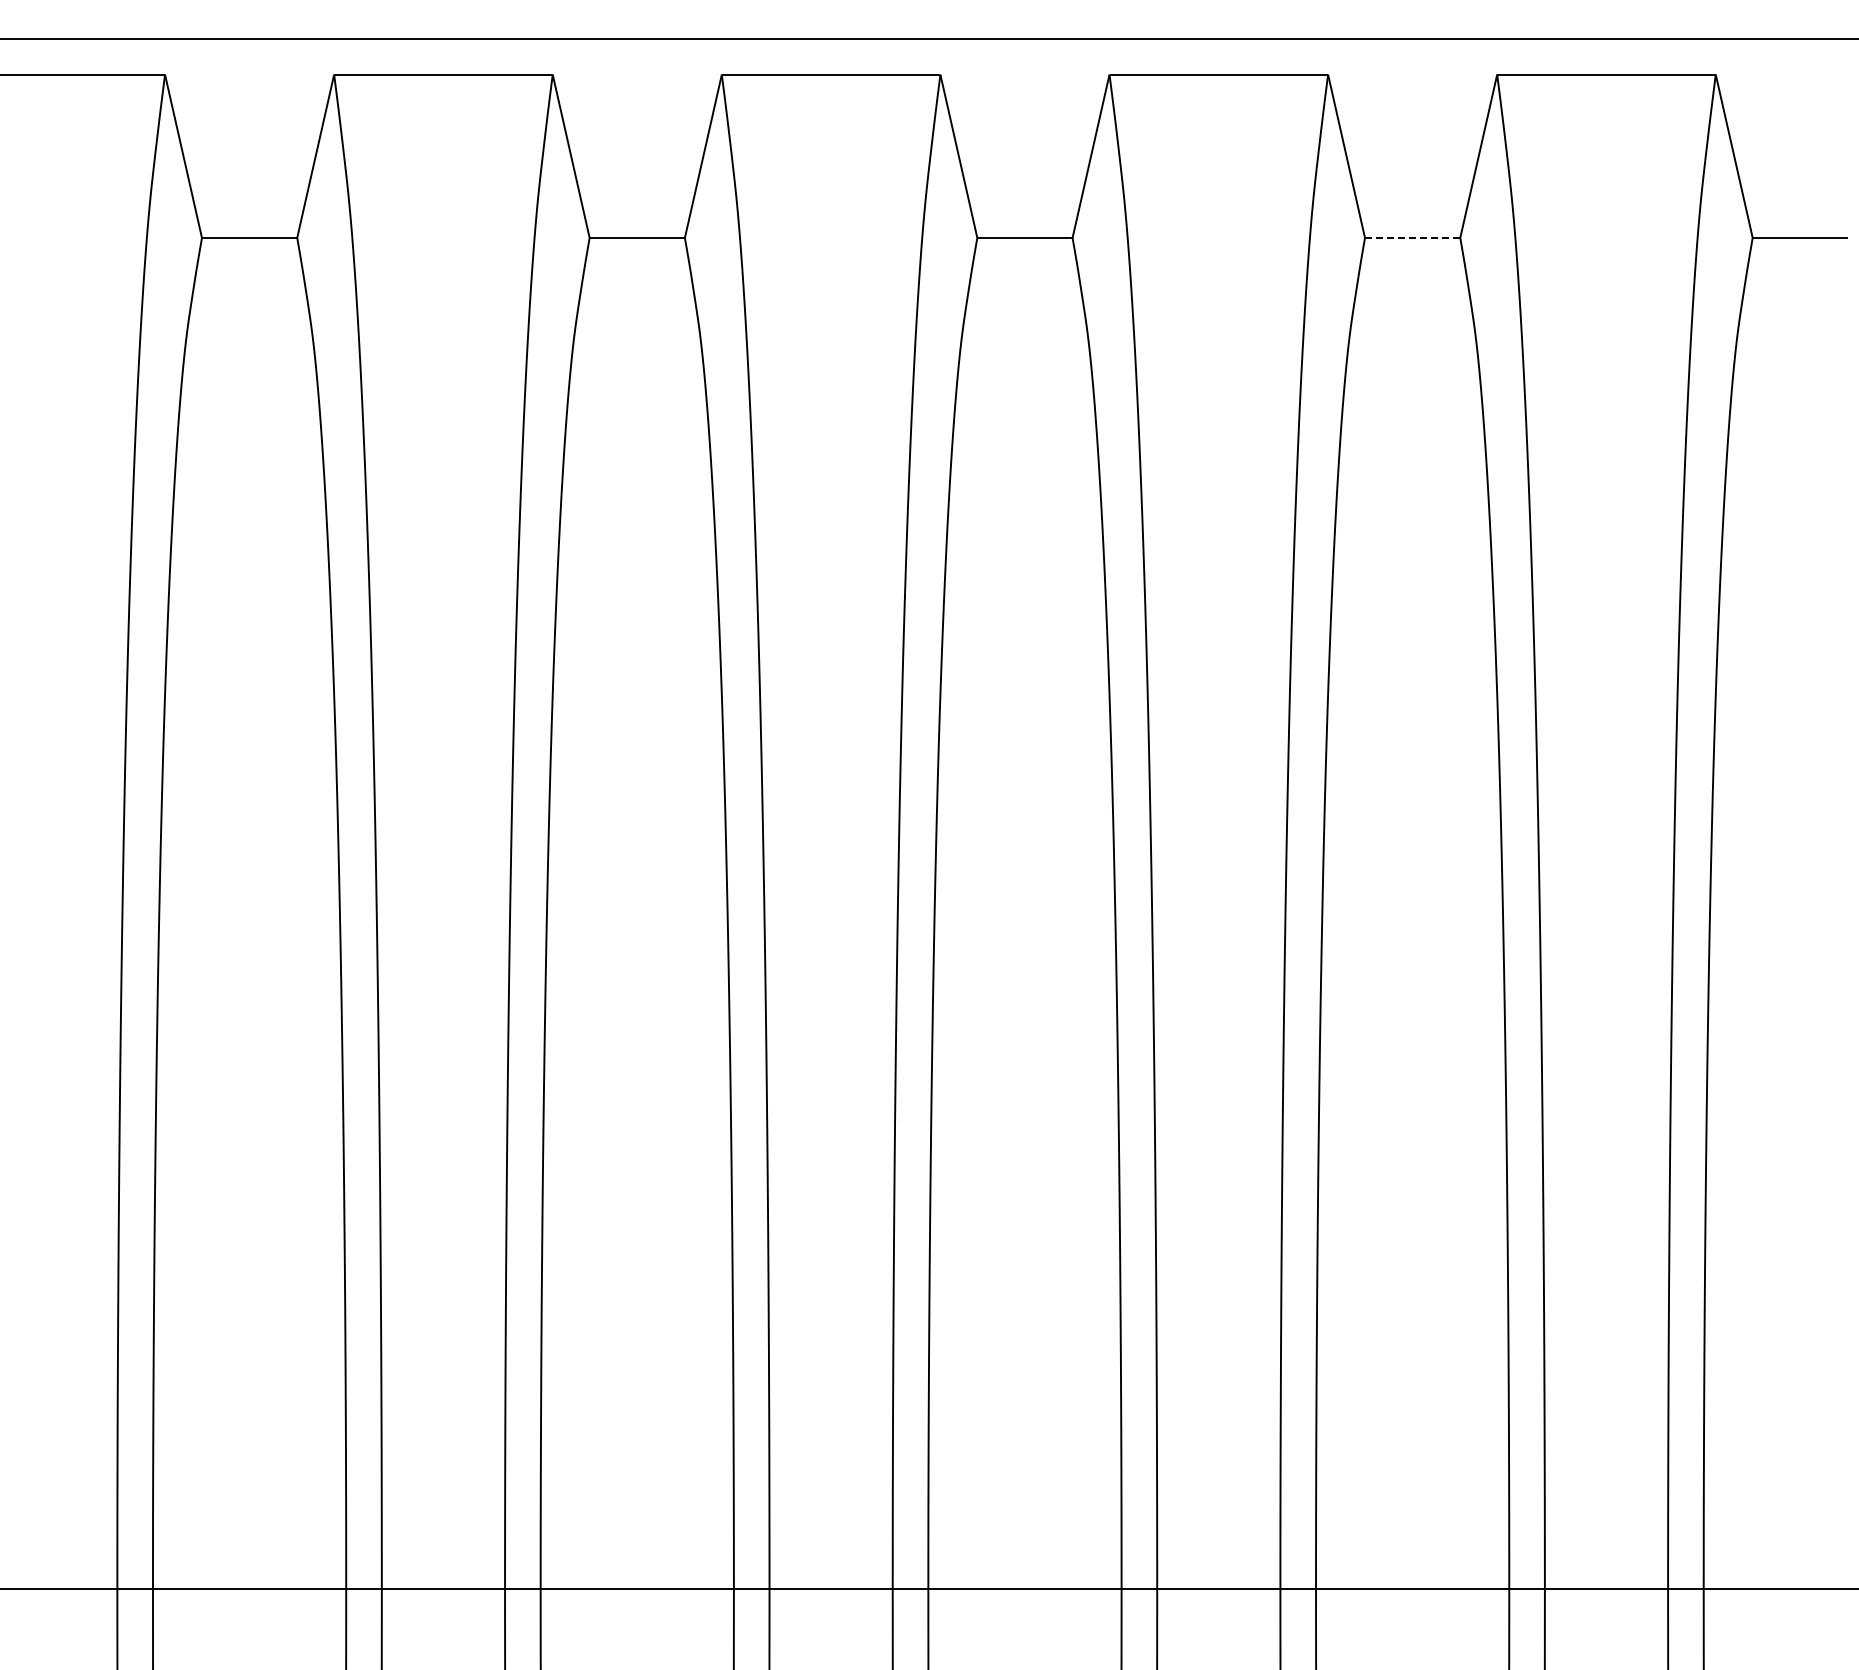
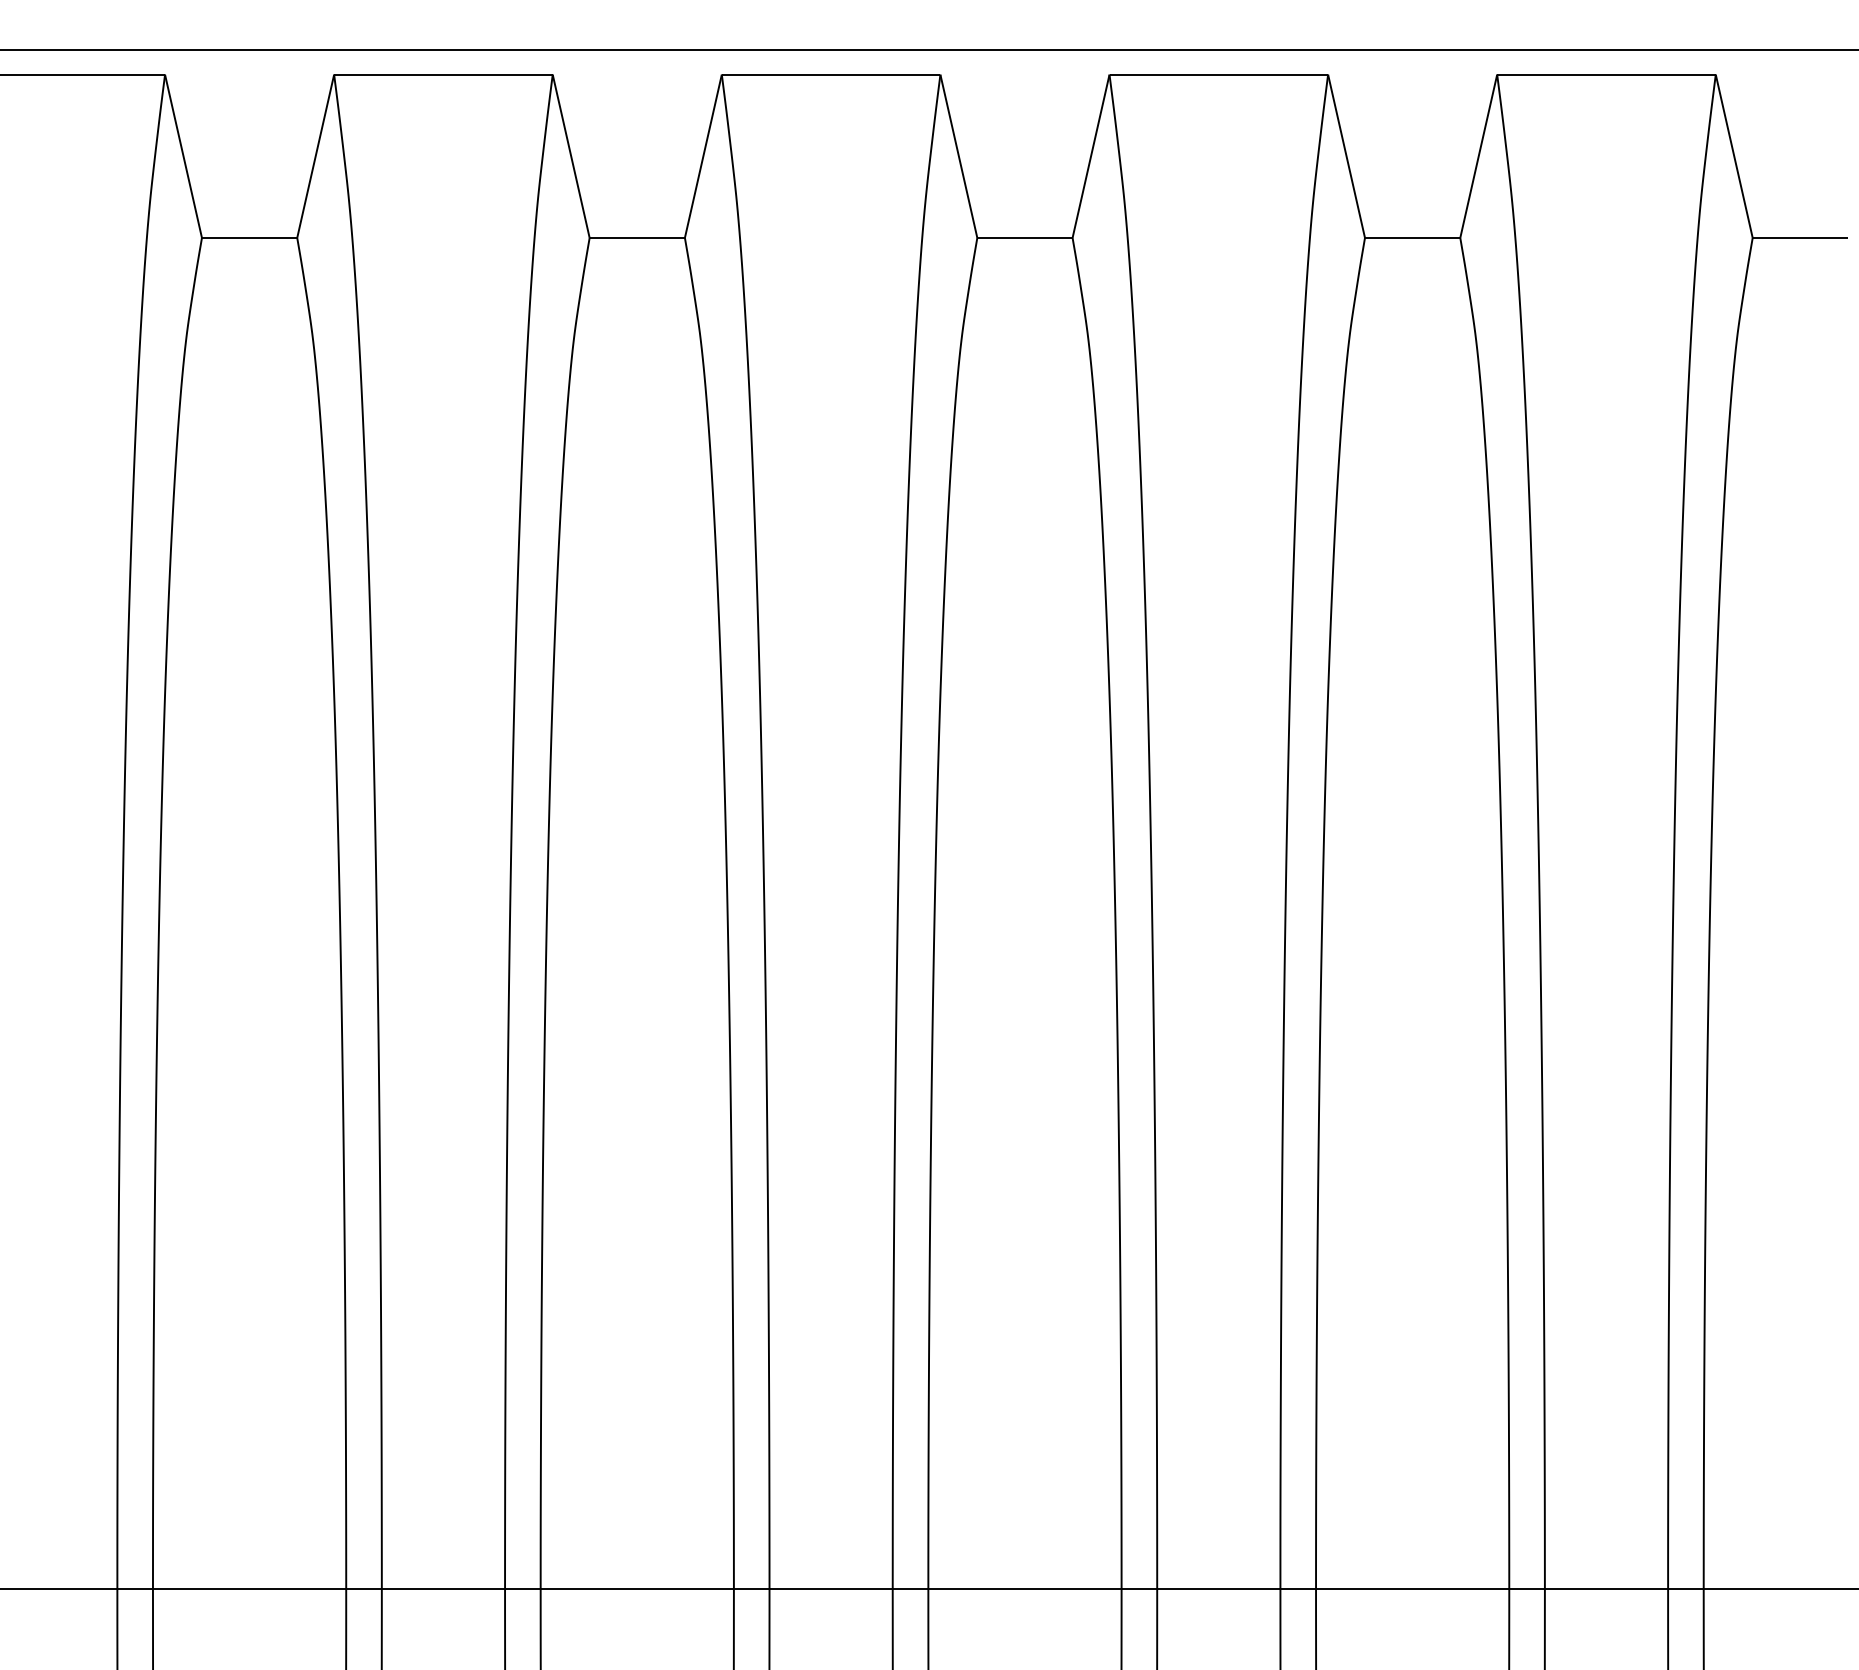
line position: (928, 39) -> (928, 50) (928, 50)
line: dashed -> solid (1412, 237)
